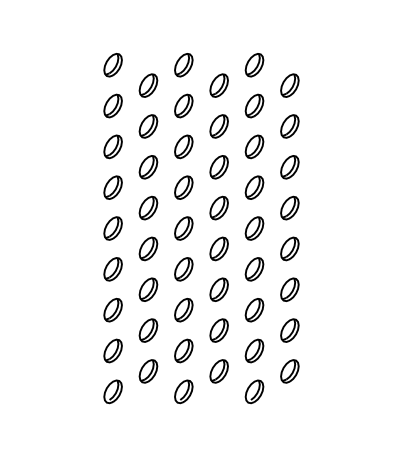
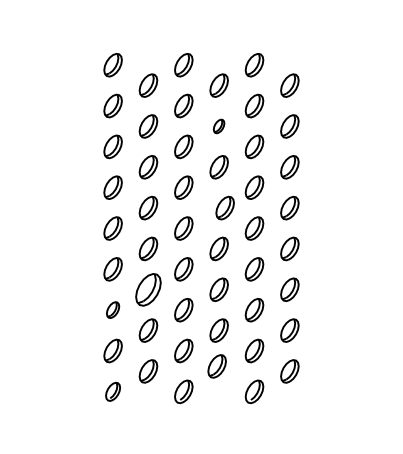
part size: 20x25 px -> 14x17 px (218, 126)
part position: (218, 207) -> (224, 207) (224, 207)
part size: 21x25 px -> 27x34 px (148, 289)
part size: 20x26 px -> 15x18 px (113, 309)
part position: (218, 371) -> (216, 366) (216, 366)
part size: 20x26 px -> 16x21 px (112, 391)
